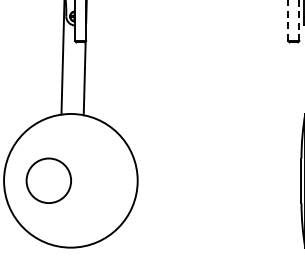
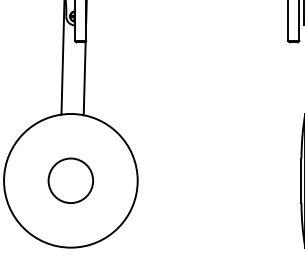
line: dashed -> solid (299, 20)
line: dashed -> solid (288, 21)
circle position: (48, 180) -> (70, 180) (70, 180)
